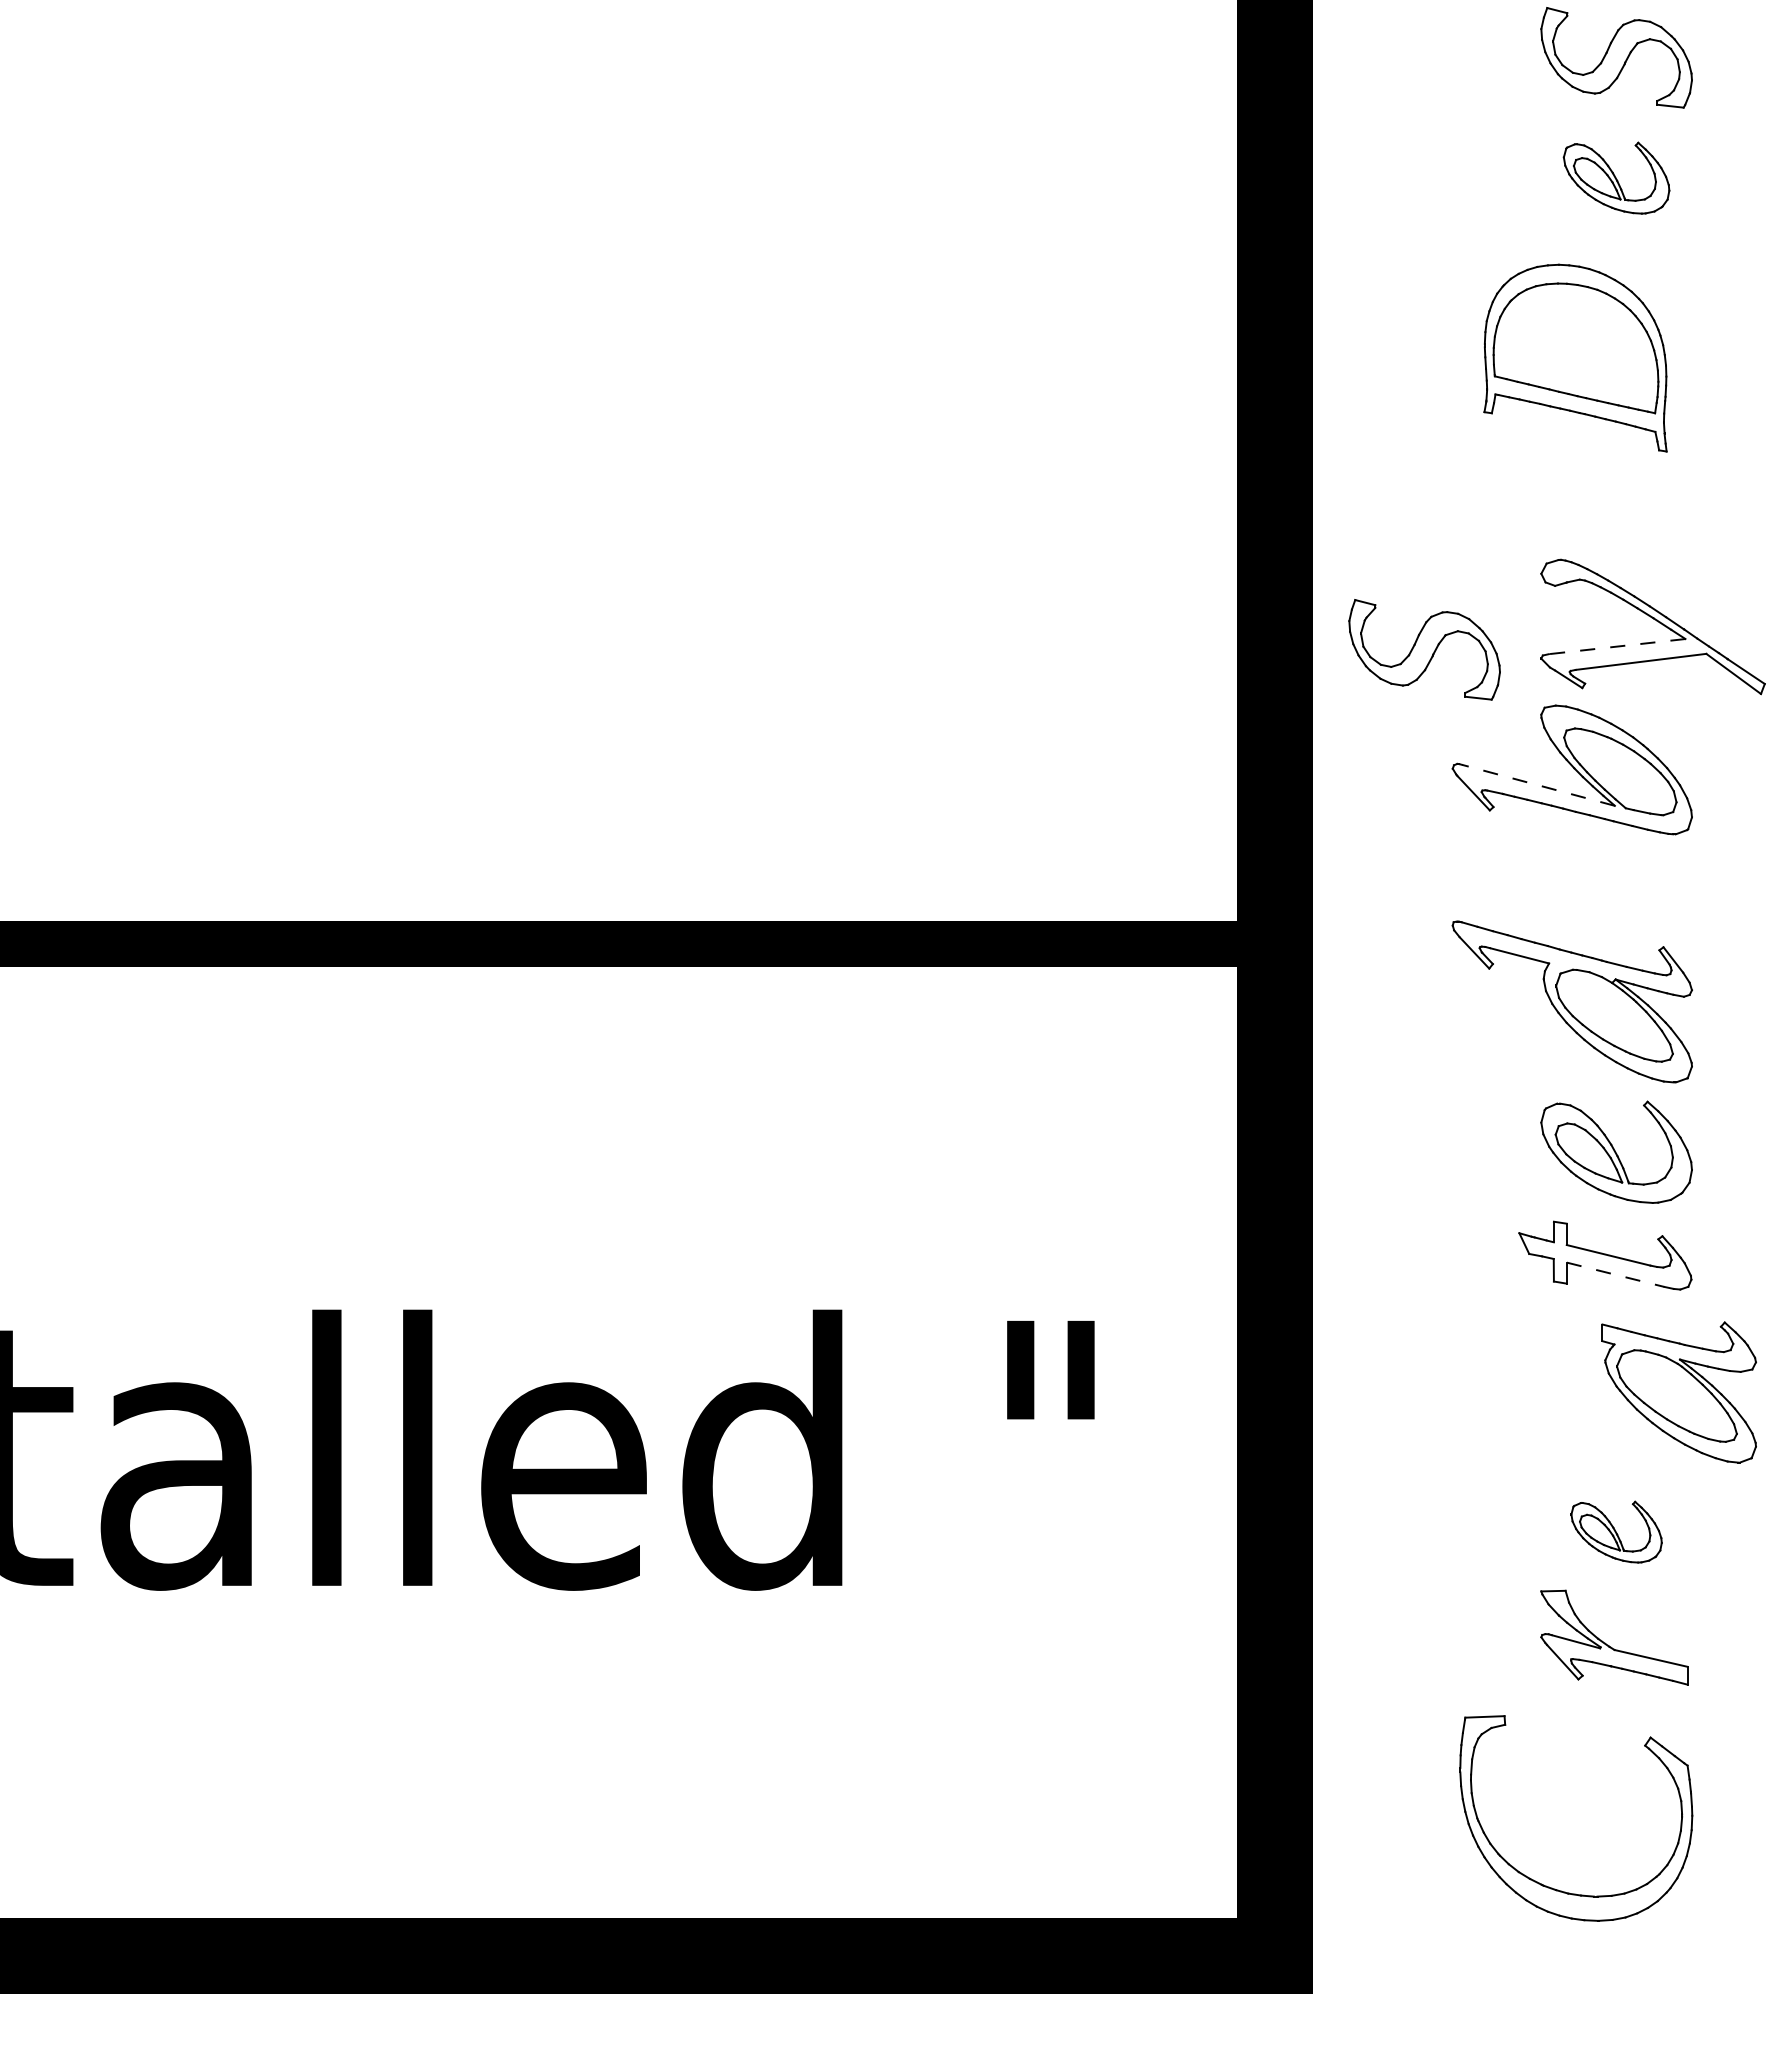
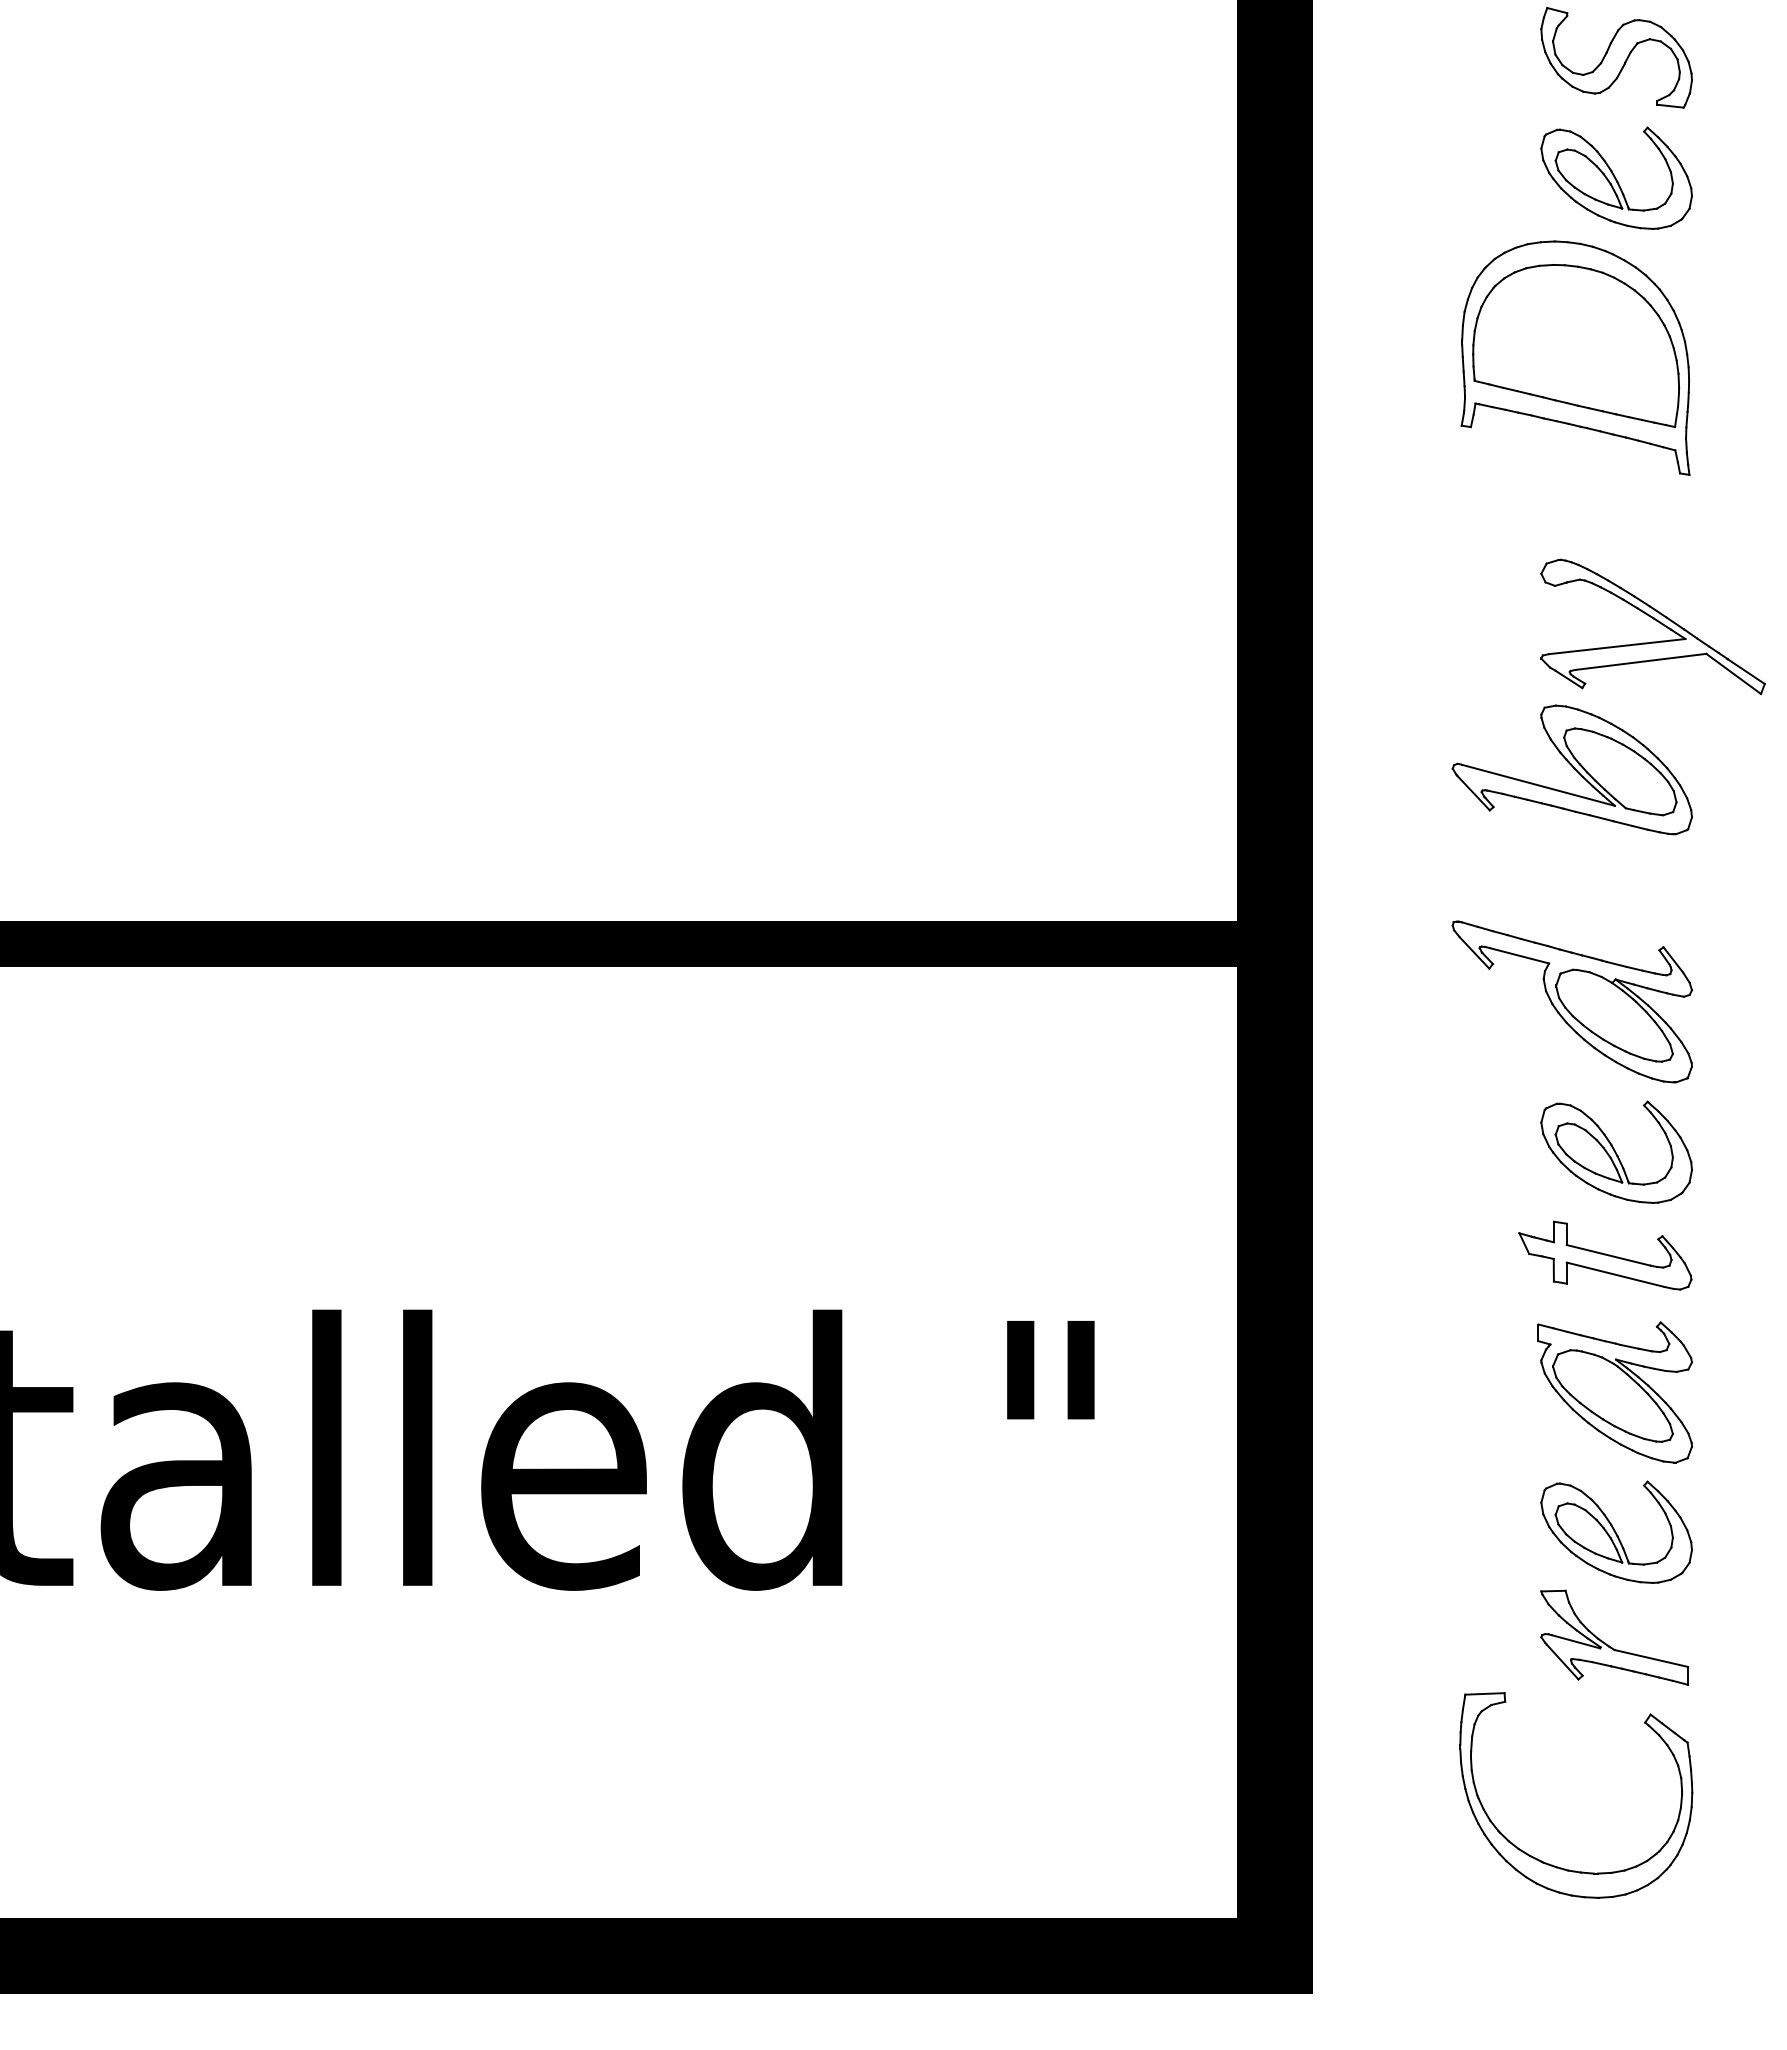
part size: 109x74 px -> 153x104 px (1616, 177)
part size: 185x190 px -> 231x236 px (1575, 357)
line: dashed -> solid (1617, 646)
part: present -> none (1424, 649)
line: dashed -> solid (1537, 785)
line: dashed -> solid (1616, 1274)
part position: (1678, 1392) -> (1614, 1392) (1614, 1392)
part size: 93x64 px -> 153x104 px (1616, 1531)
part position: (1552, 1887) -> (1552, 1864) (1552, 1864)
